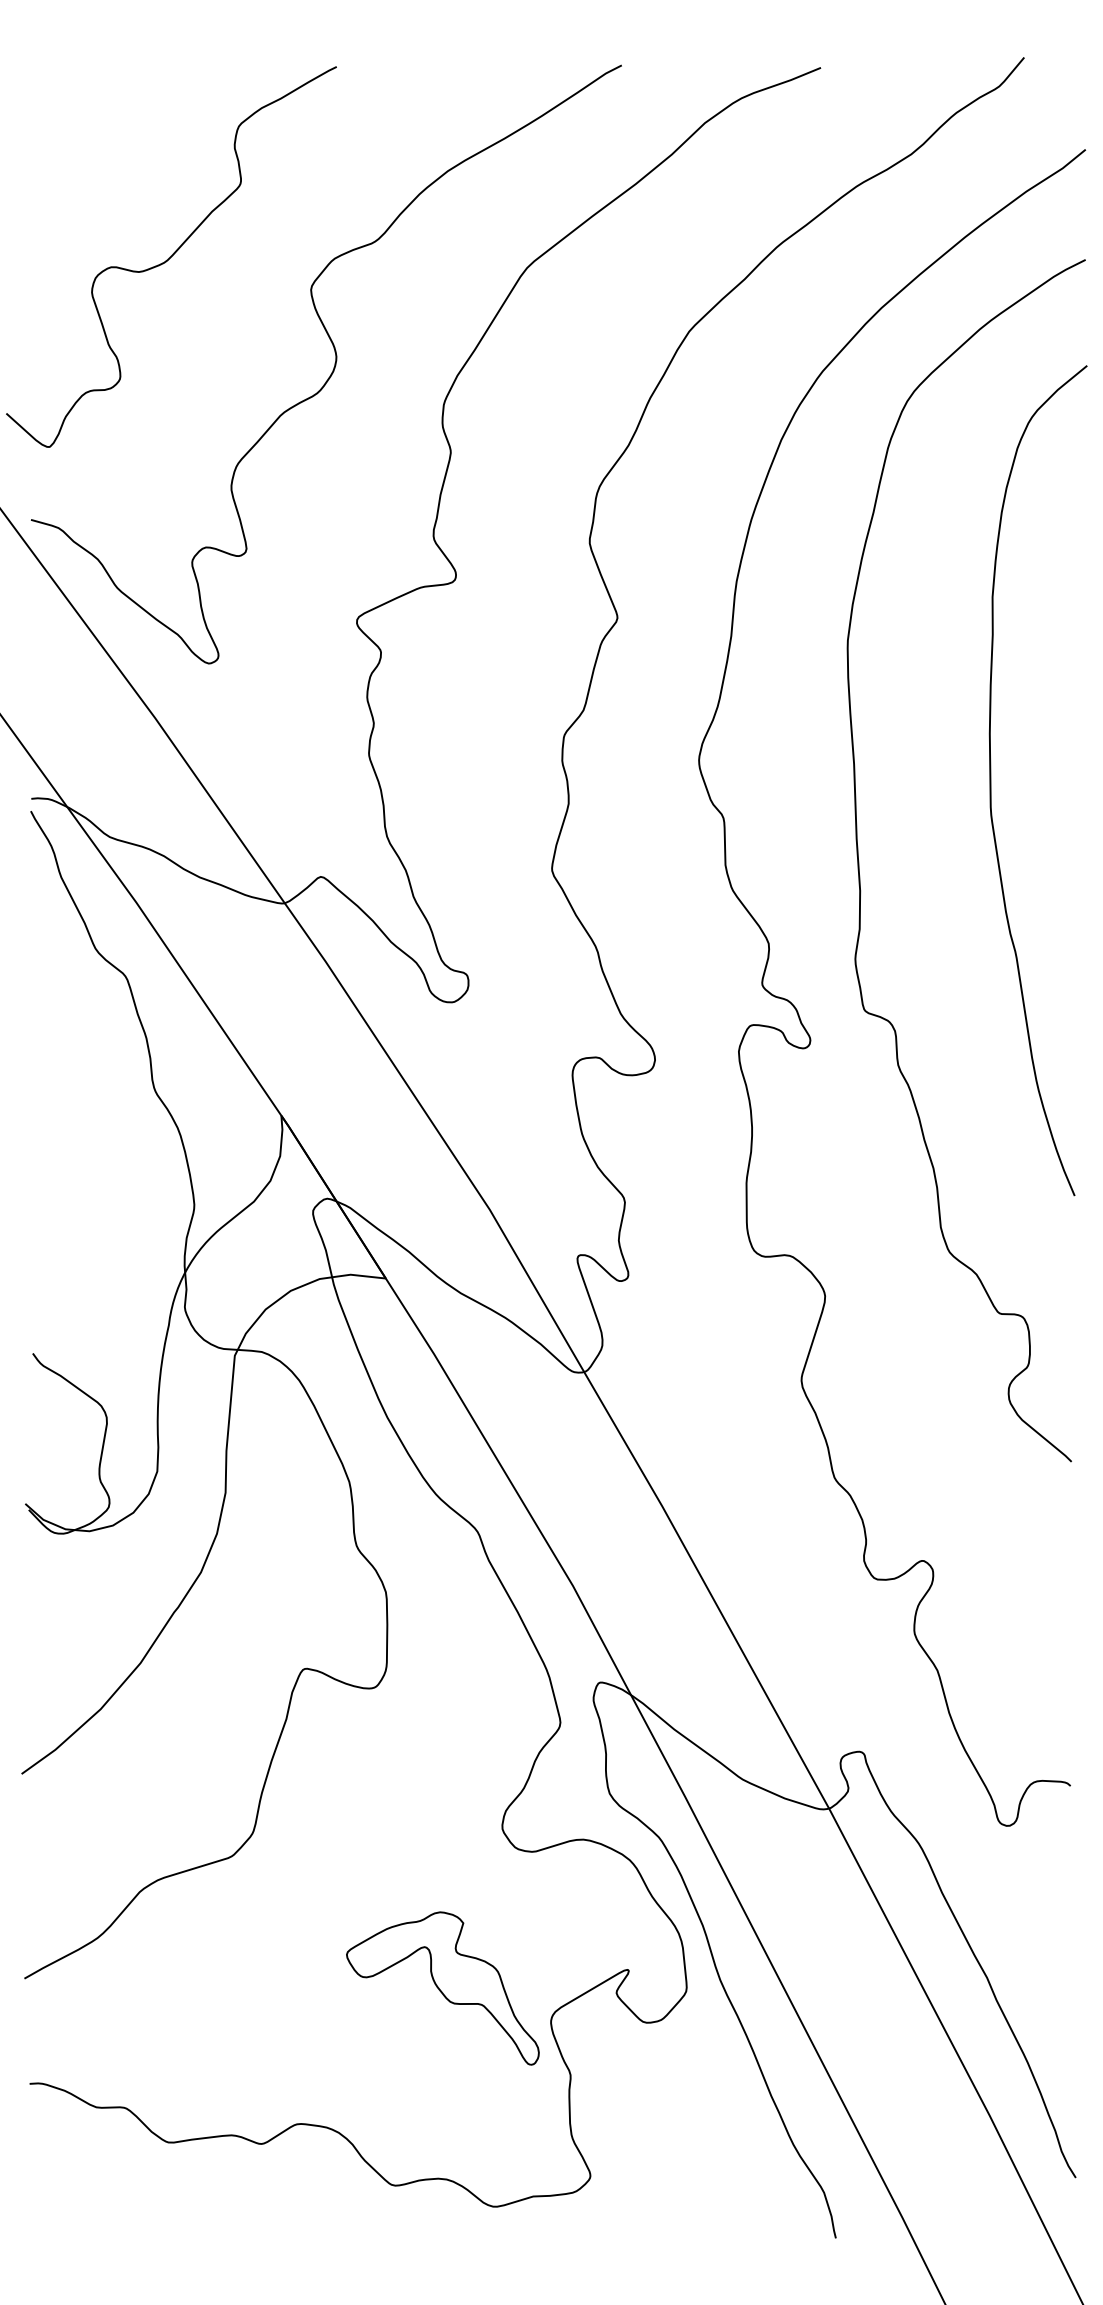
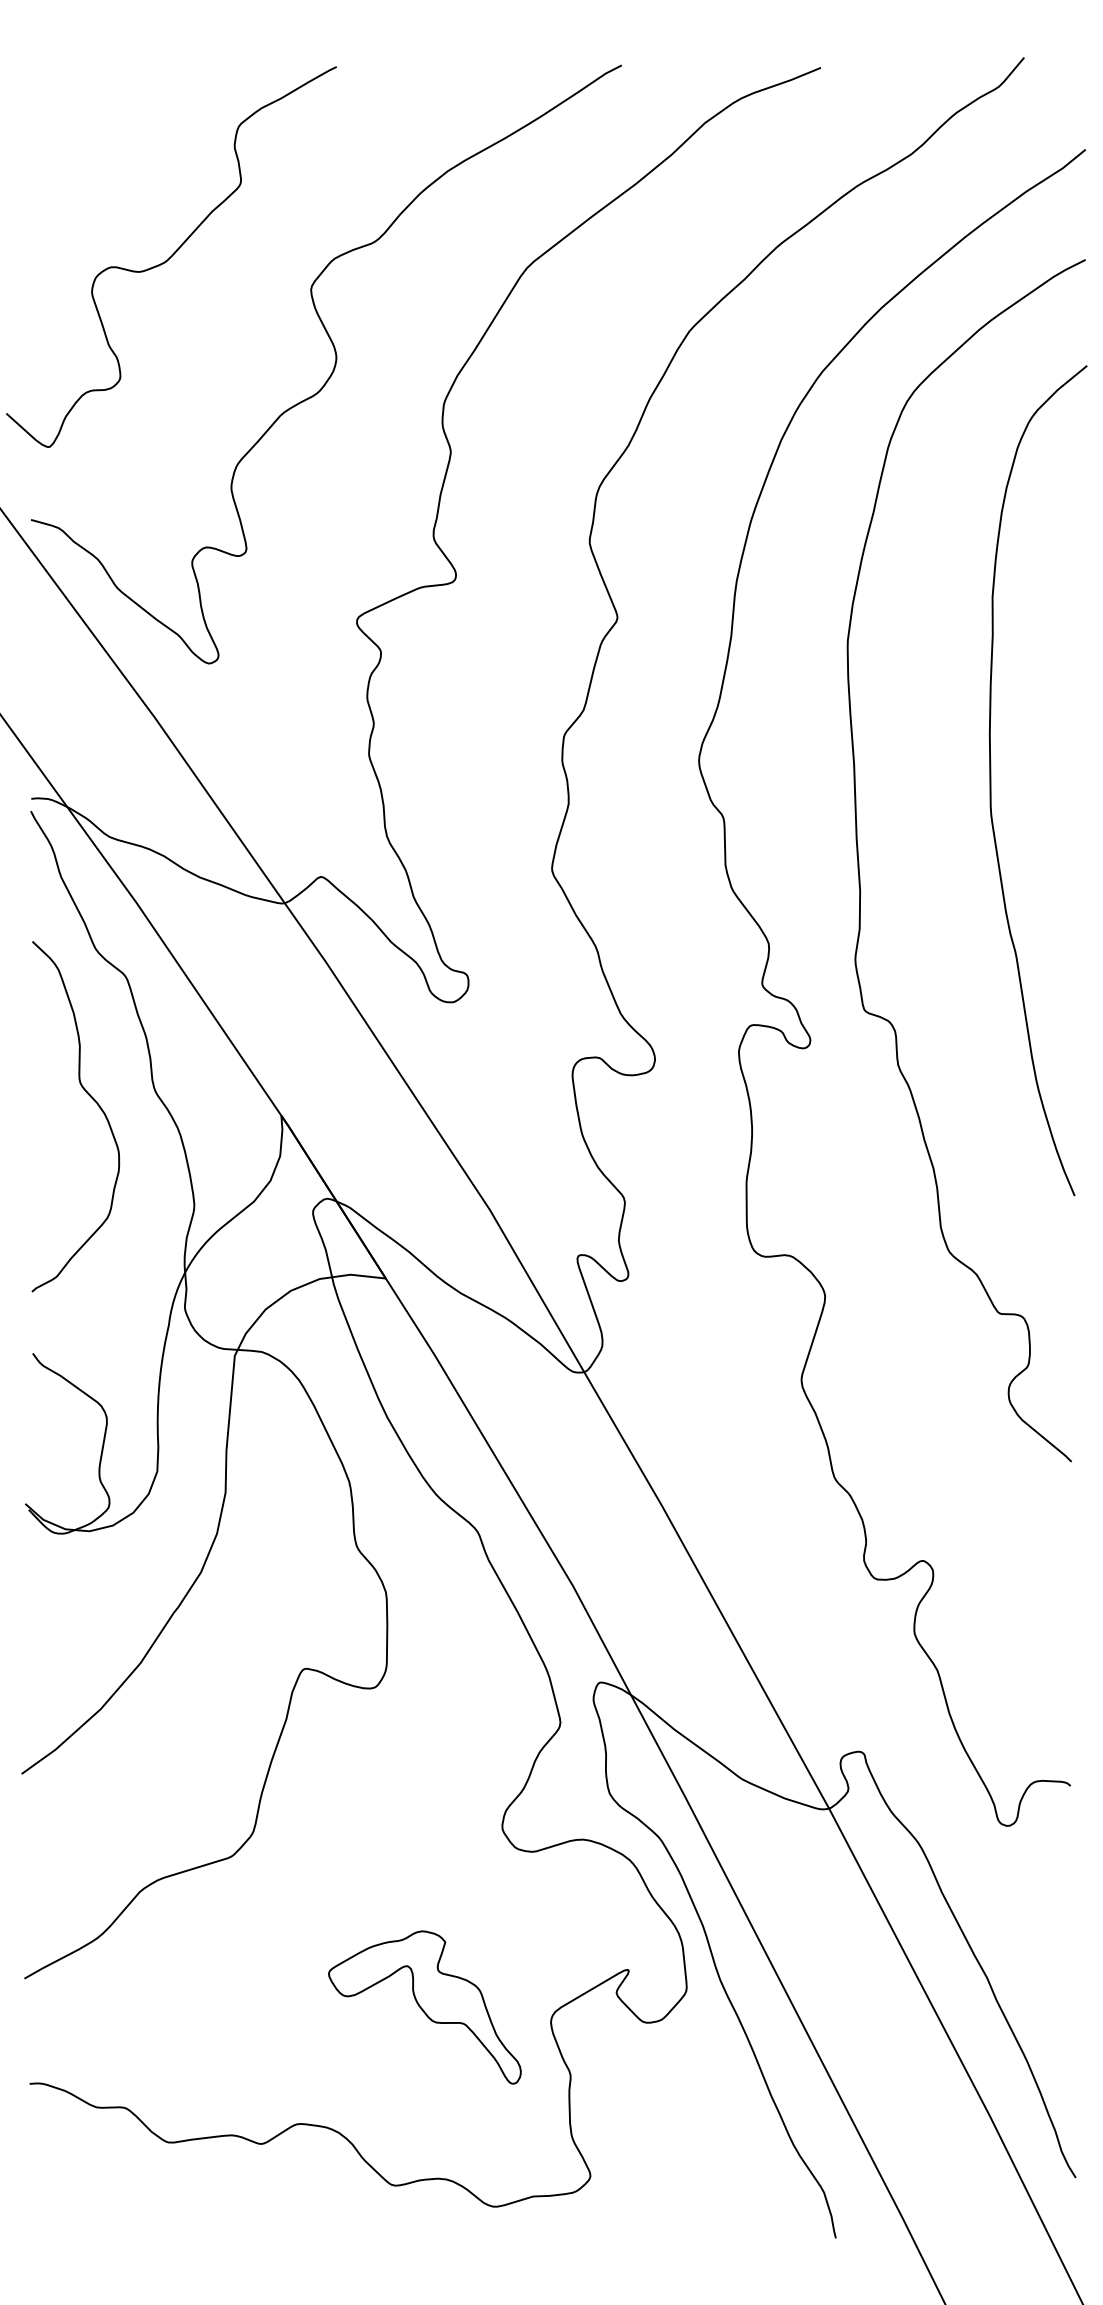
curve: none -> present (92, 1099)
part position: (442, 1988) -> (424, 2007) (424, 2007)
